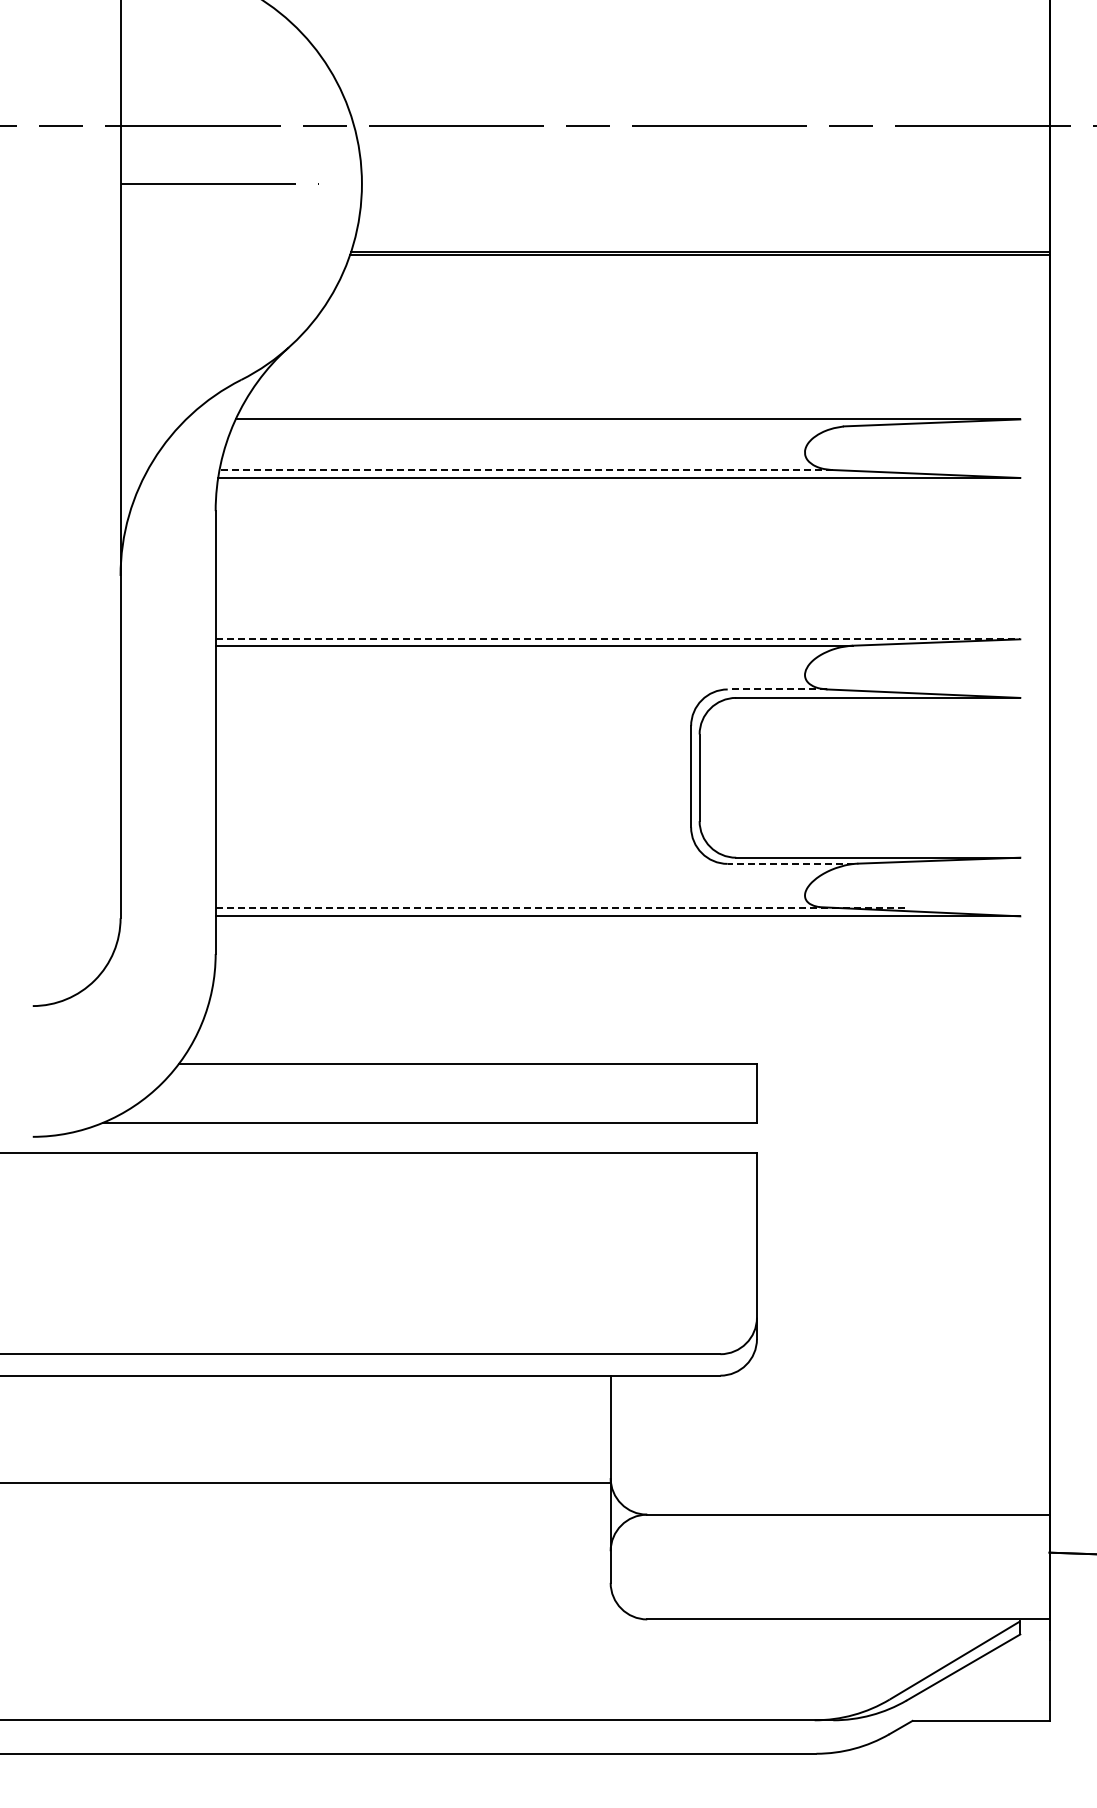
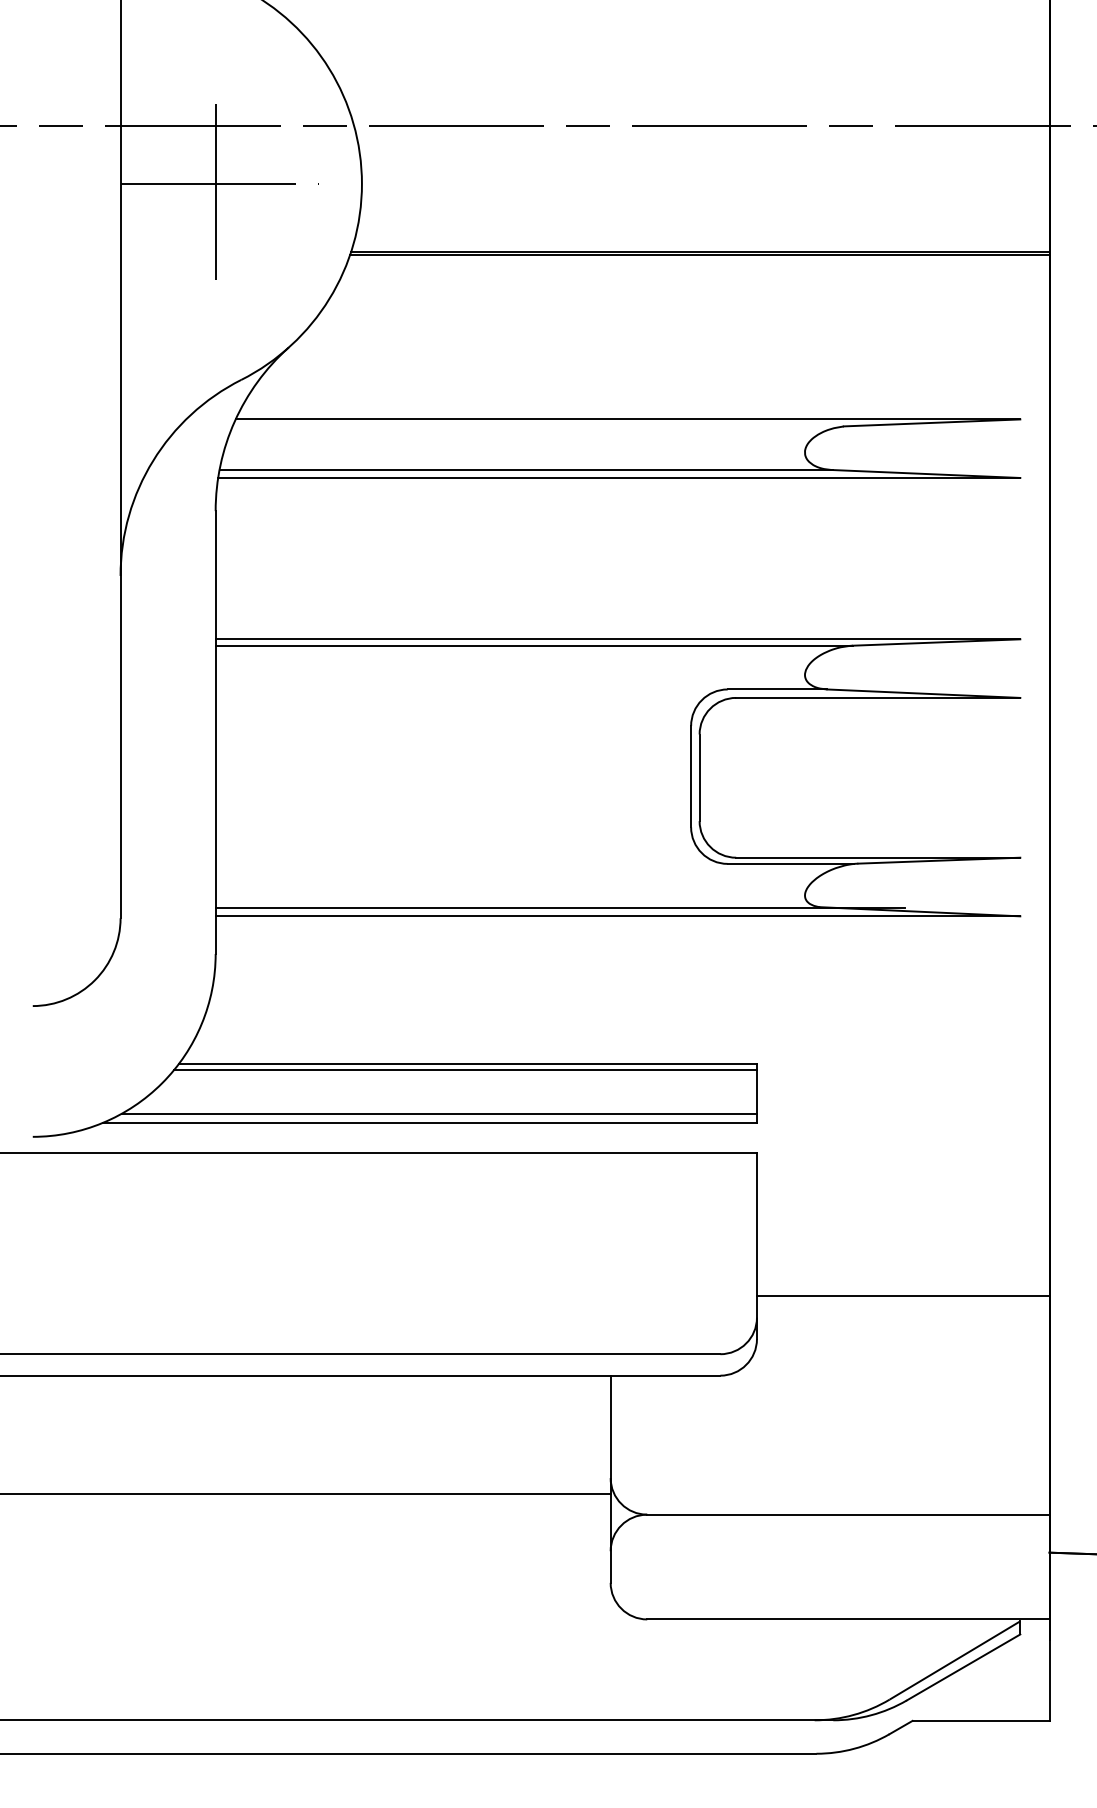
line: none -> present (215, 183)
line: dashed -> solid (525, 470)
line: dashed -> solid (618, 639)
line: dashed -> solid (777, 689)
line: dashed -> solid (790, 863)
line: dashed -> solid (560, 907)
line: none -> present (465, 1069)
line: none -> present (438, 1113)
line: none -> present (902, 1296)
line position: (306, 1482) -> (306, 1493) (306, 1493)
